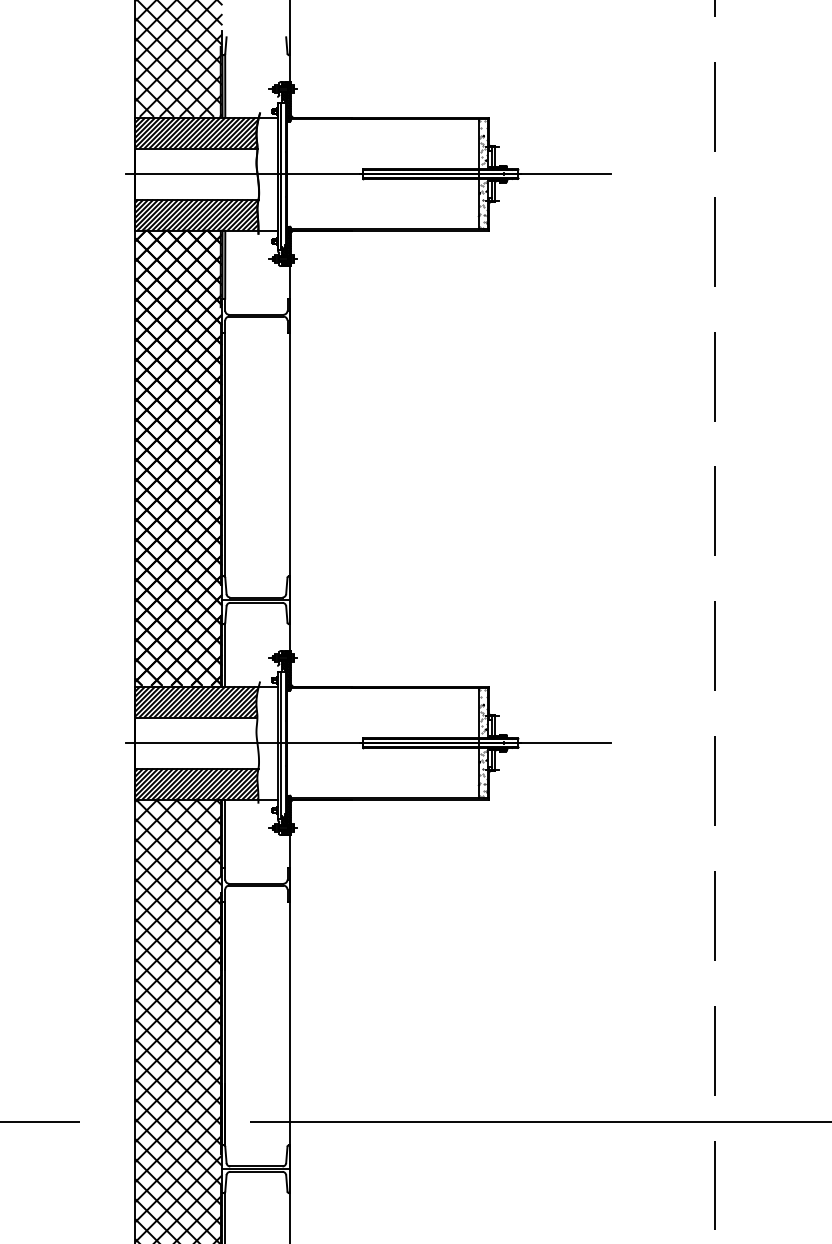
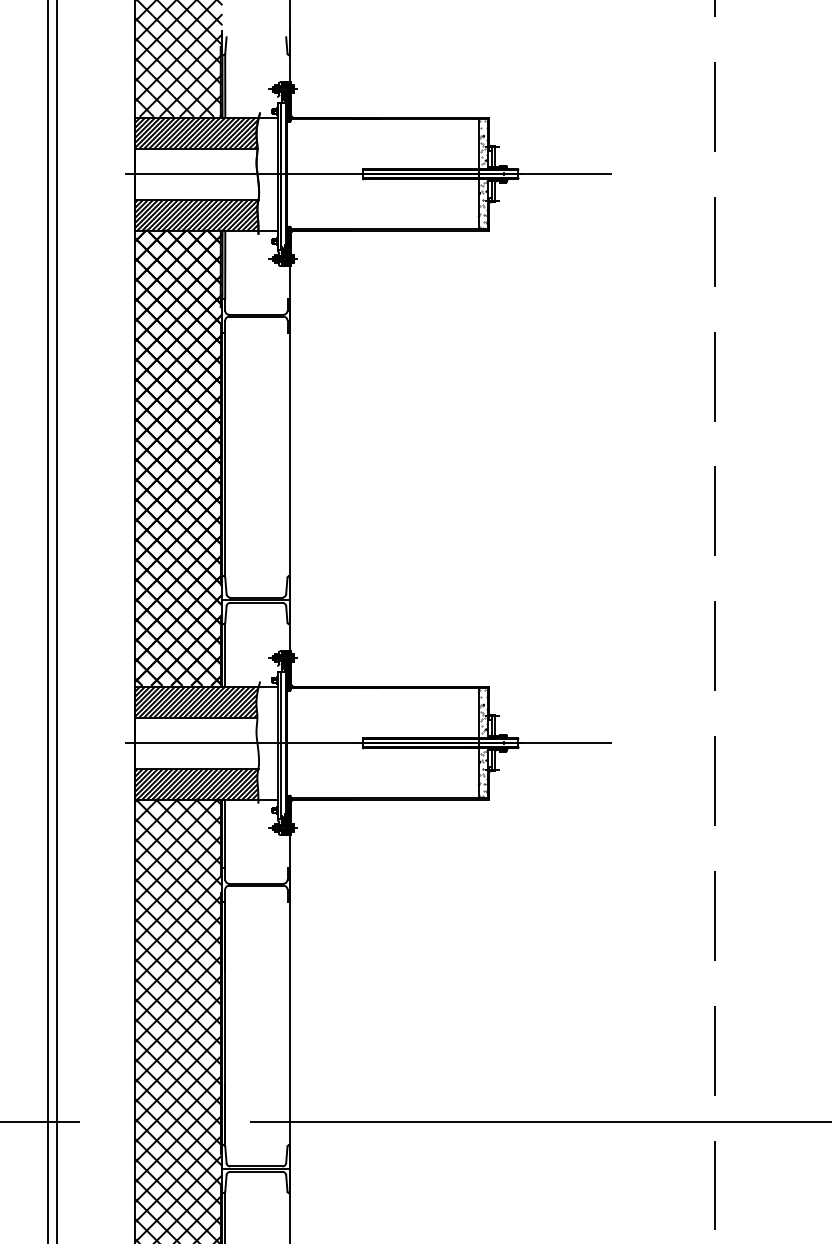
line: none -> present (48, 621)
line: none -> present (56, 621)
